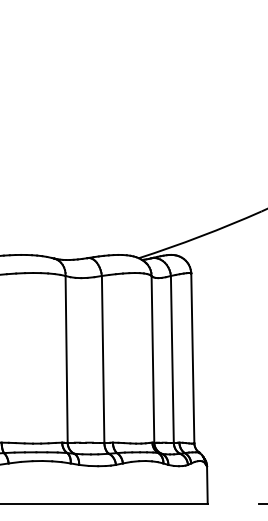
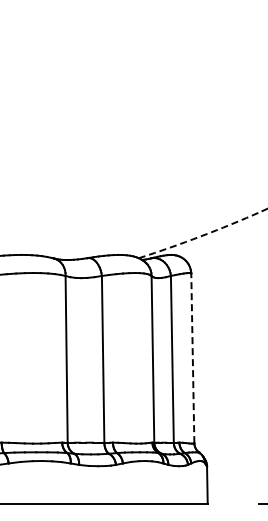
arc: solid -> dashed (200, 236)
line: solid -> dashed (192, 358)
